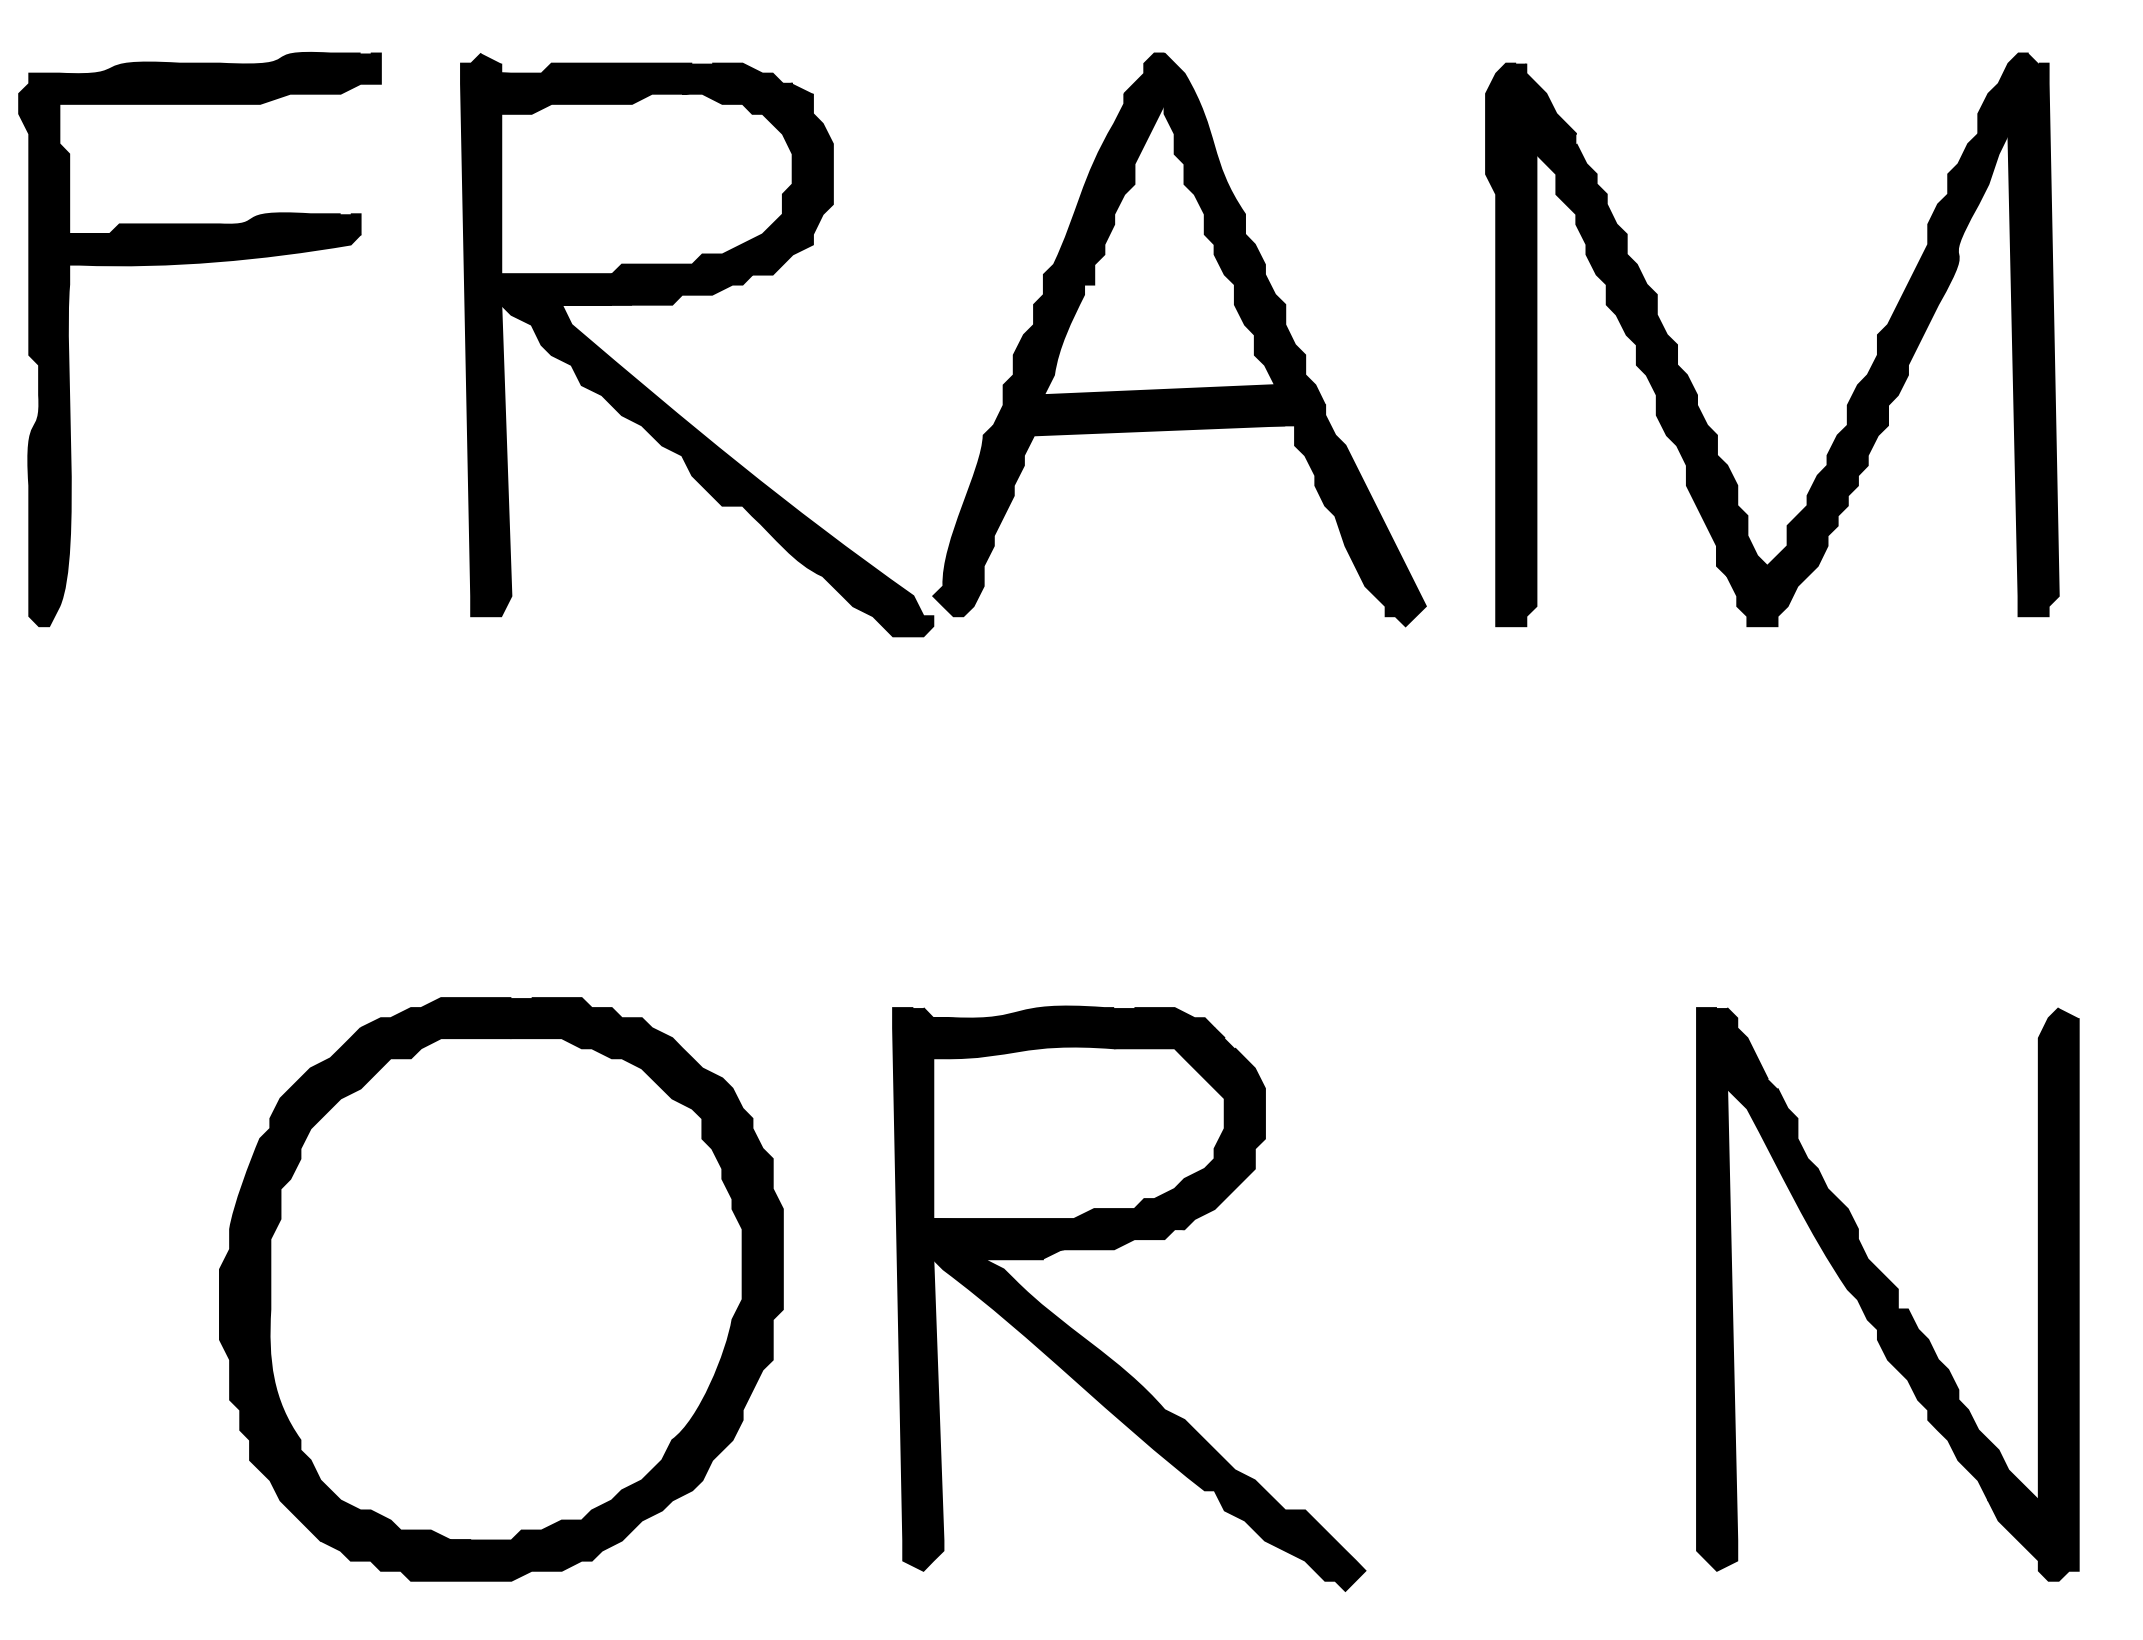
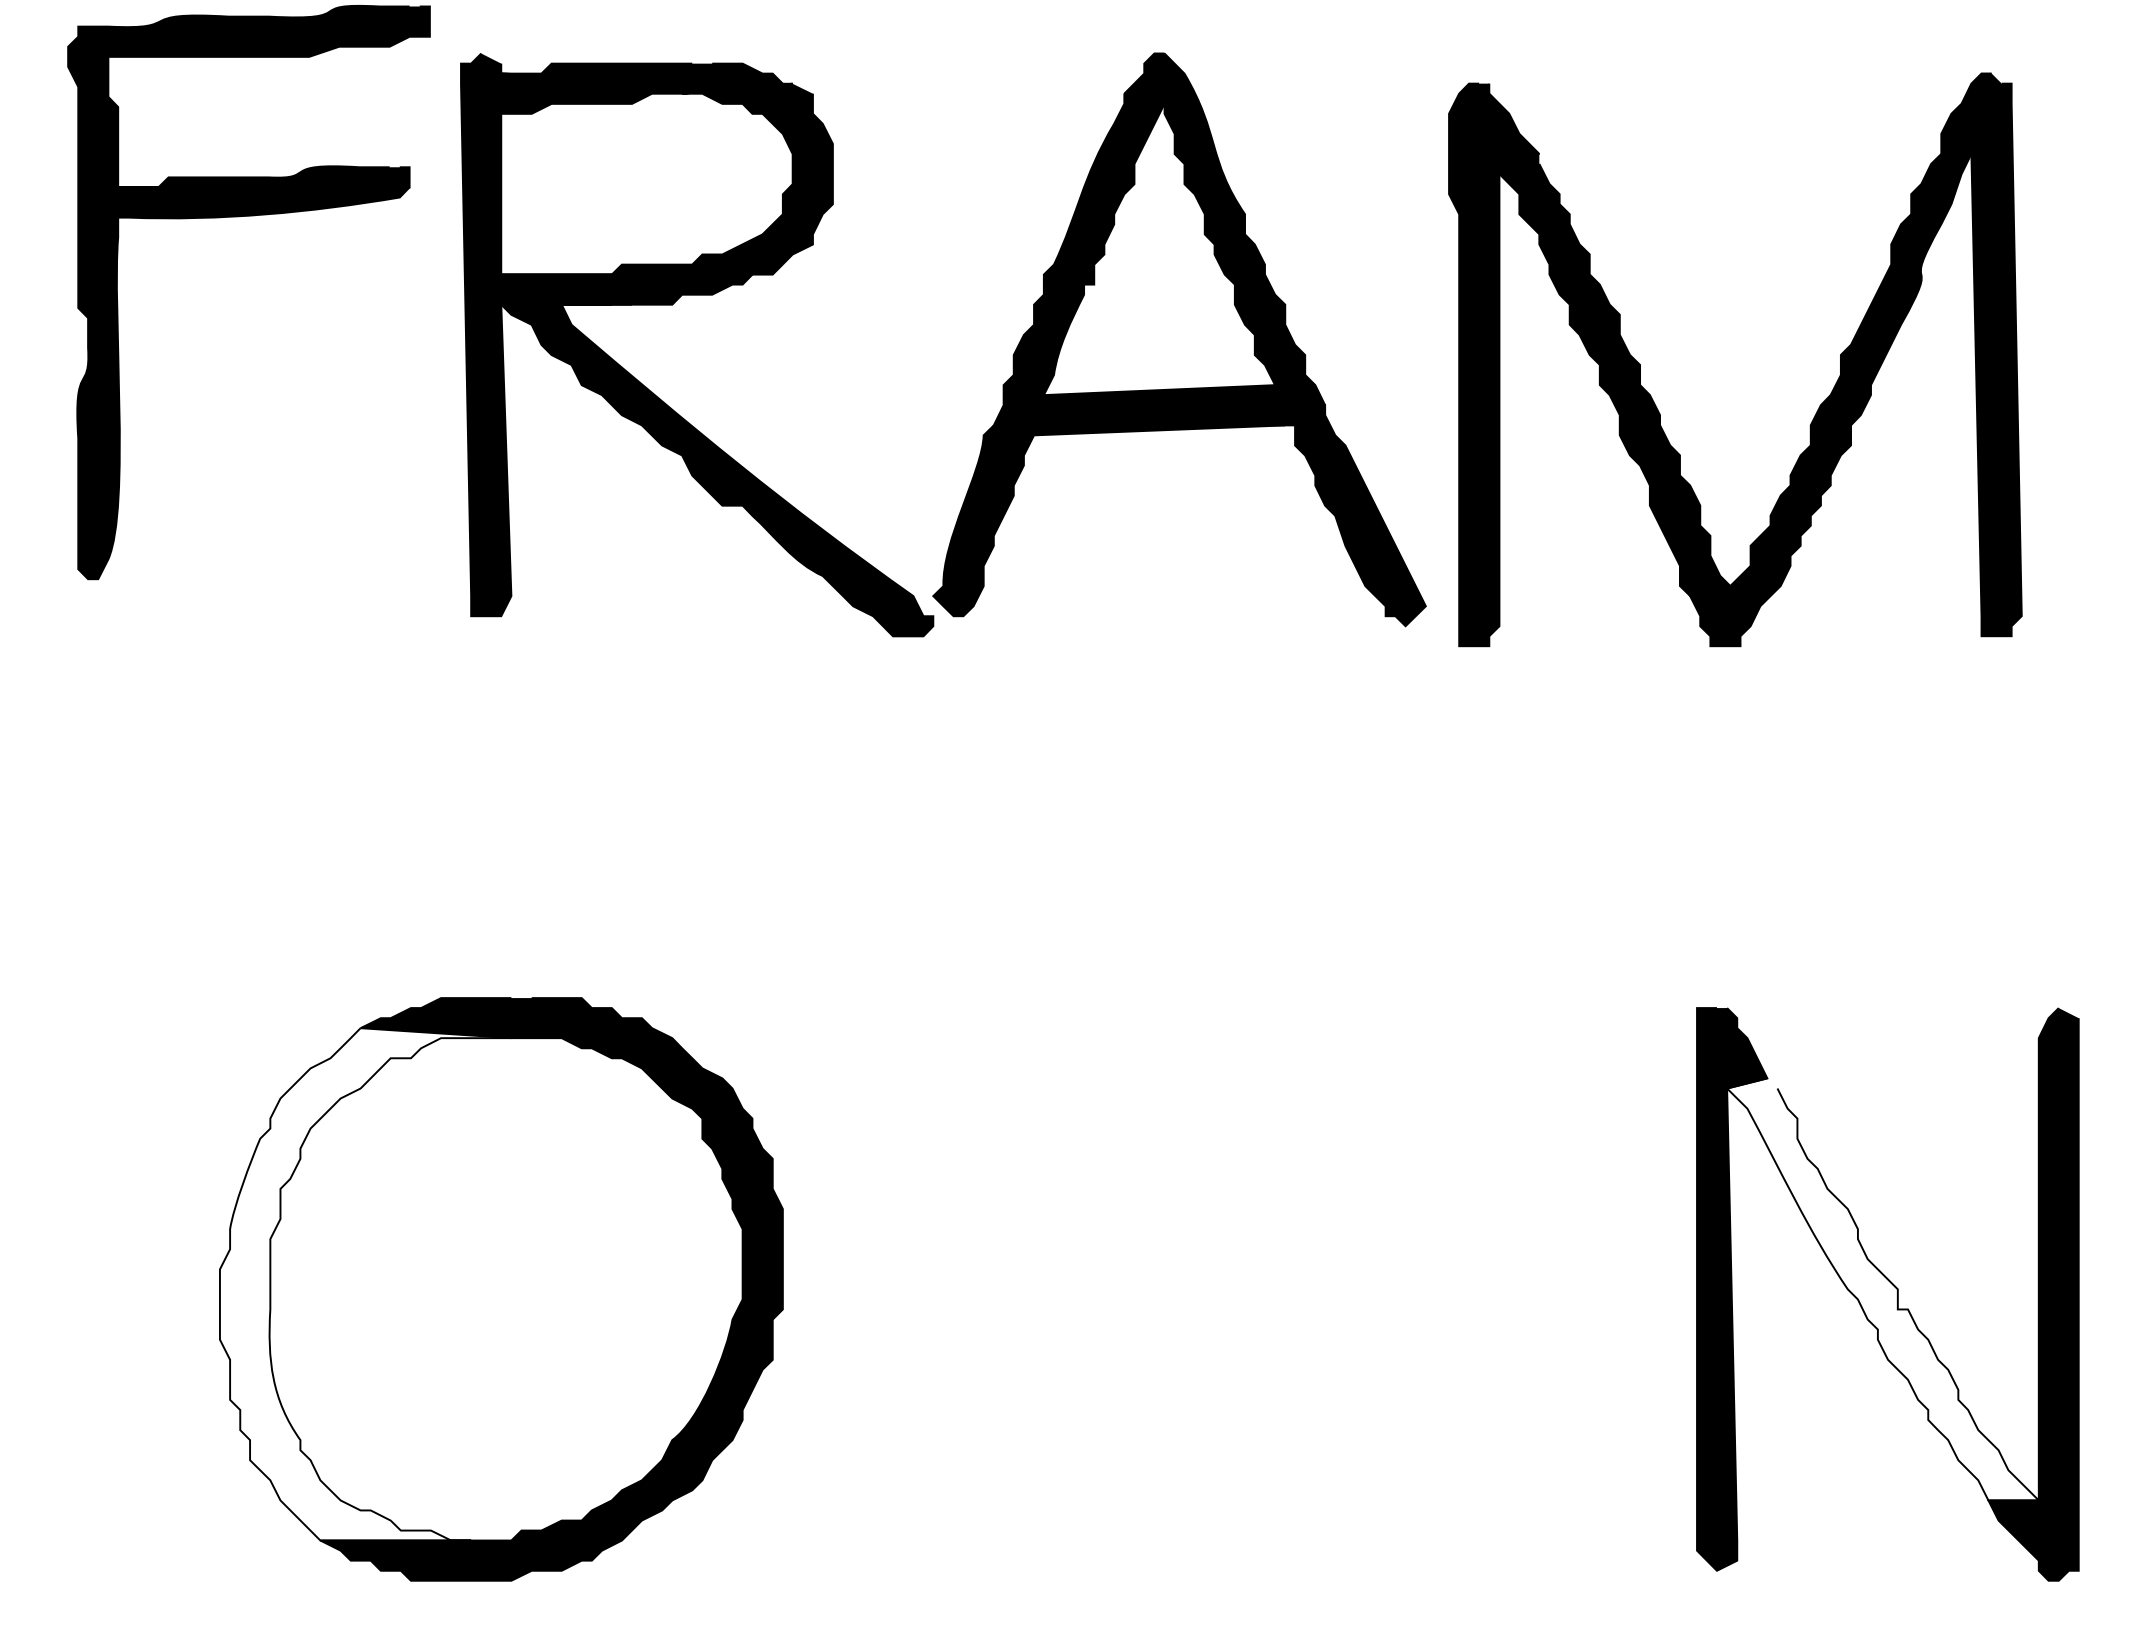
part position: (190, 264) -> (239, 217) (239, 217)
part position: (1690, 379) -> (1653, 399) (1653, 399)
part: present -> none (1114, 1250)
fill: present -> none (365, 1284)
fill: present -> none (1882, 1289)
